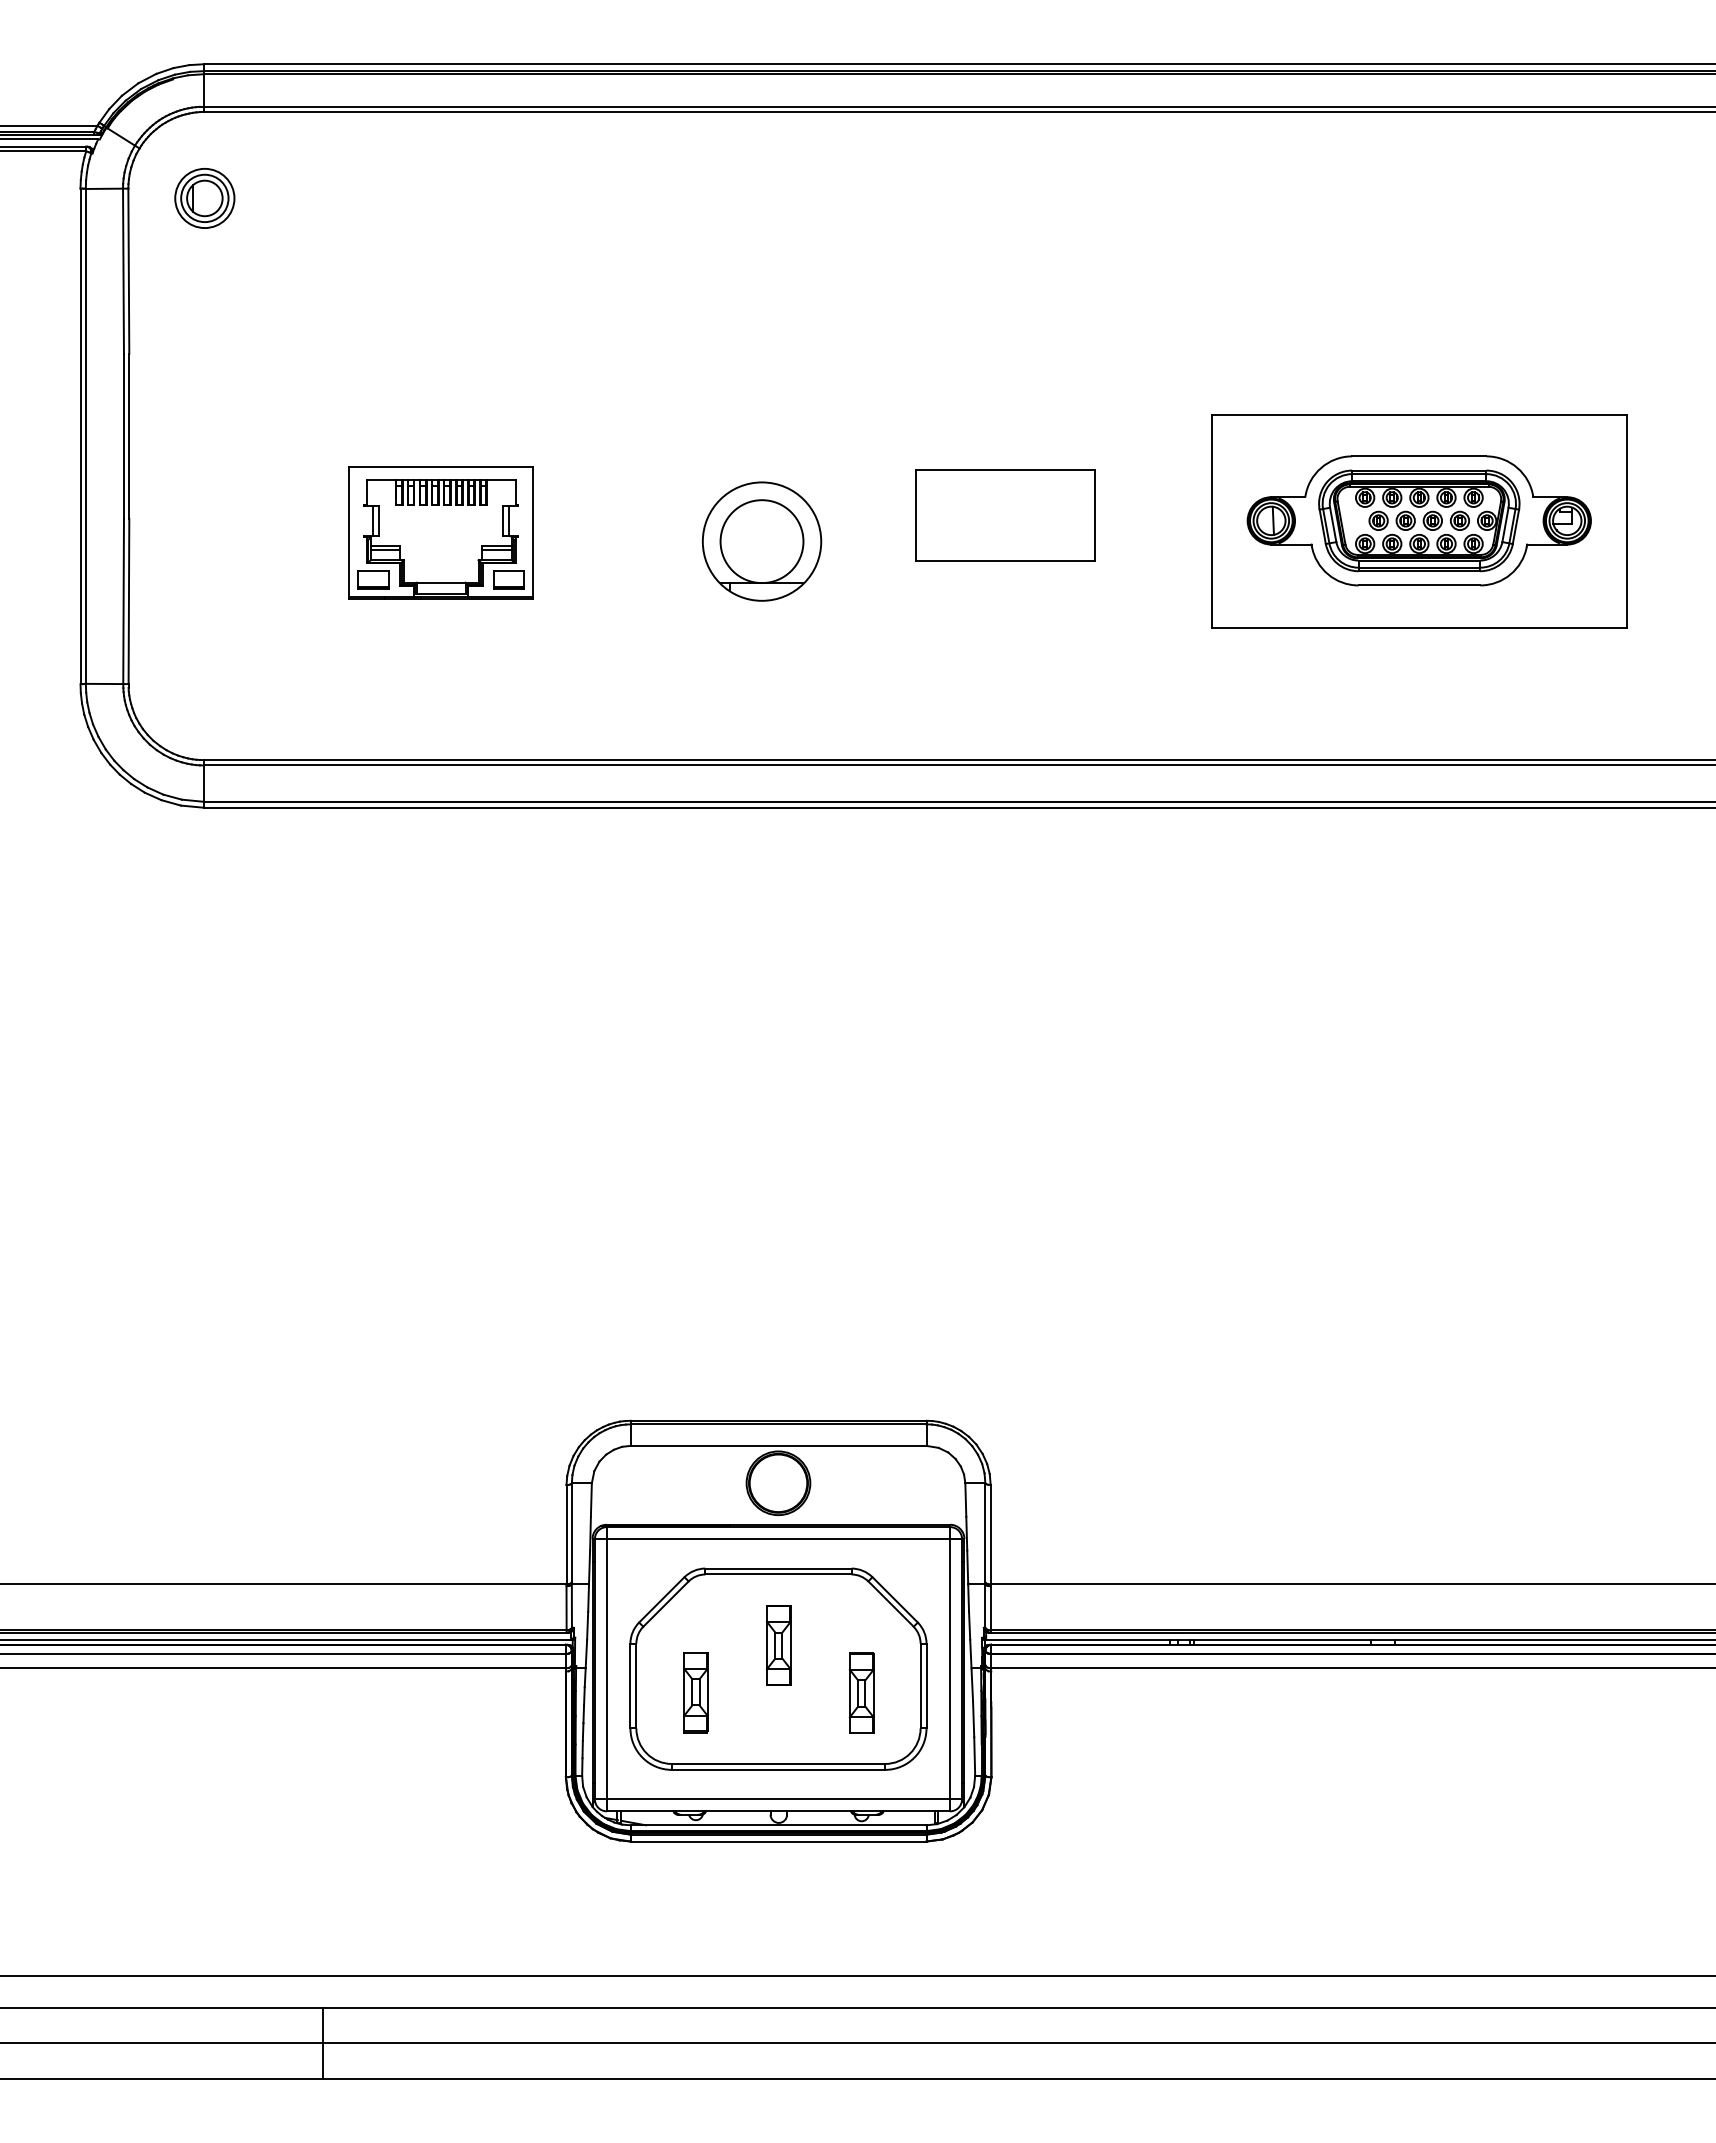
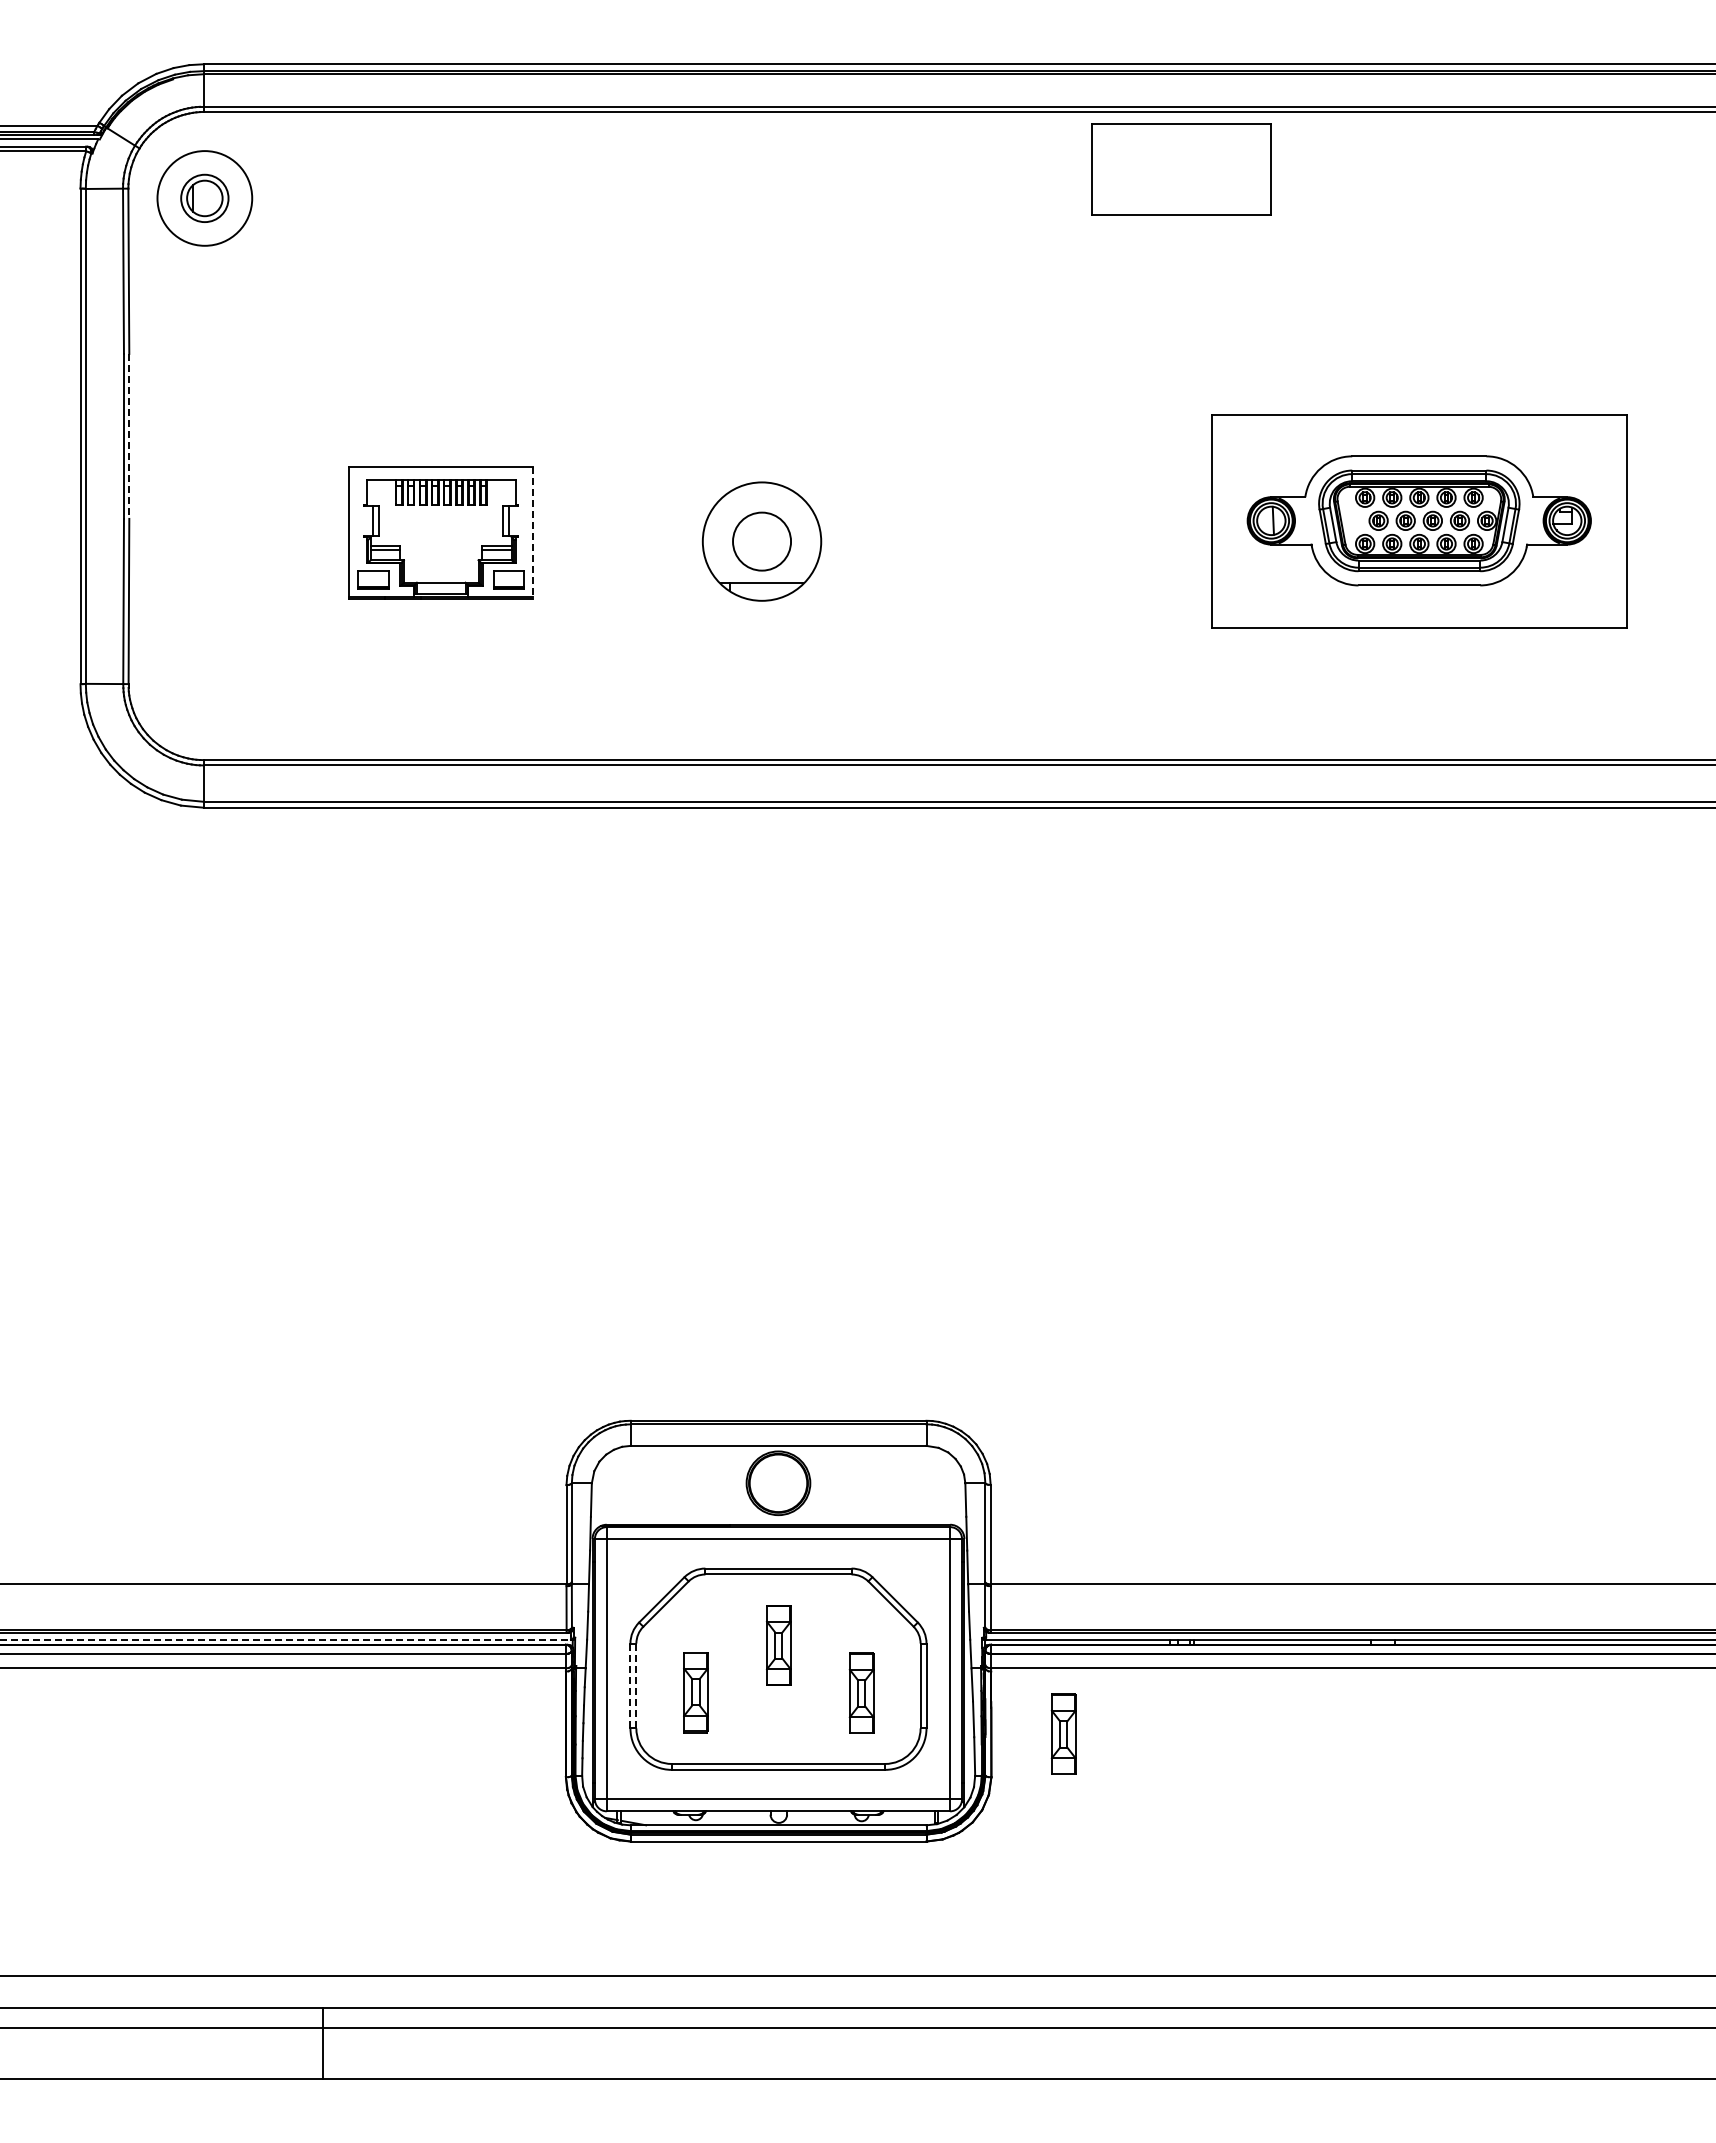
circle diameter: 59 px -> 95 px (204, 198)
line: solid -> dashed (129, 436)
part position: (1005, 515) -> (1181, 169) (1181, 169)
line: solid -> dashed (533, 533)
circle diameter: 83 px -> 58 px (762, 541)
line: solid -> dashed (286, 1639)
line: solid -> dashed (630, 1686)
line: solid -> dashed (636, 1686)
part: none -> present (1063, 1733)
line position: (857, 2043) -> (857, 2028) (857, 2028)
